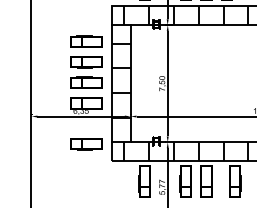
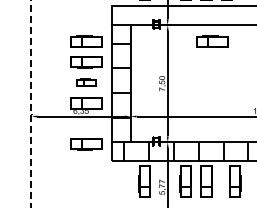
hatch: present -> none (186, 15)
part: none -> present (212, 41)
part size: 33x13 px -> 21x9 px (86, 82)
line: solid -> dashed (31, 103)
